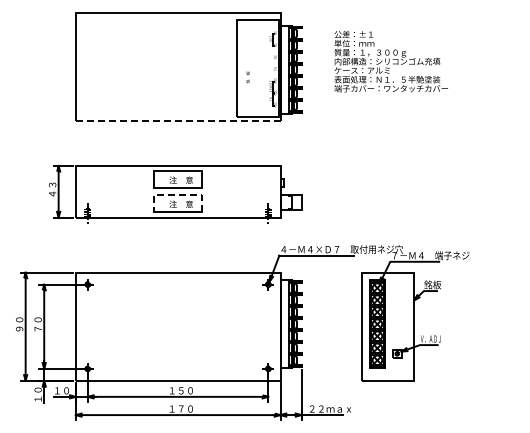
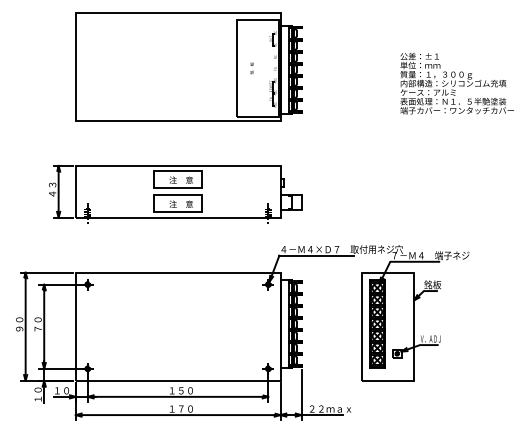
text position: (390, 61) -> (456, 83) (456, 83)
text position: (247, 77) -> (251, 68) (251, 68)
line: dashed -> solid (178, 121)
line: dashed -> solid (177, 195)
